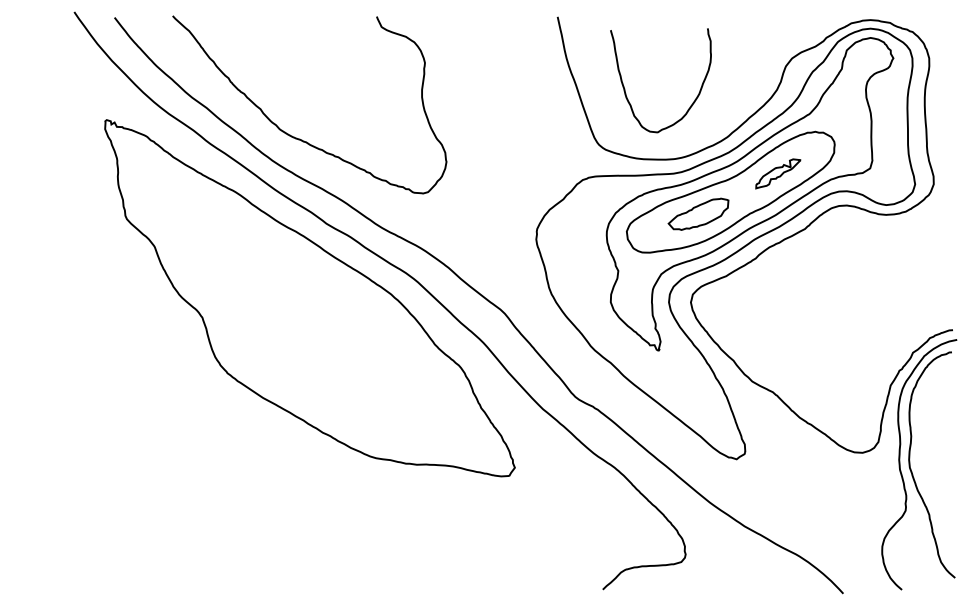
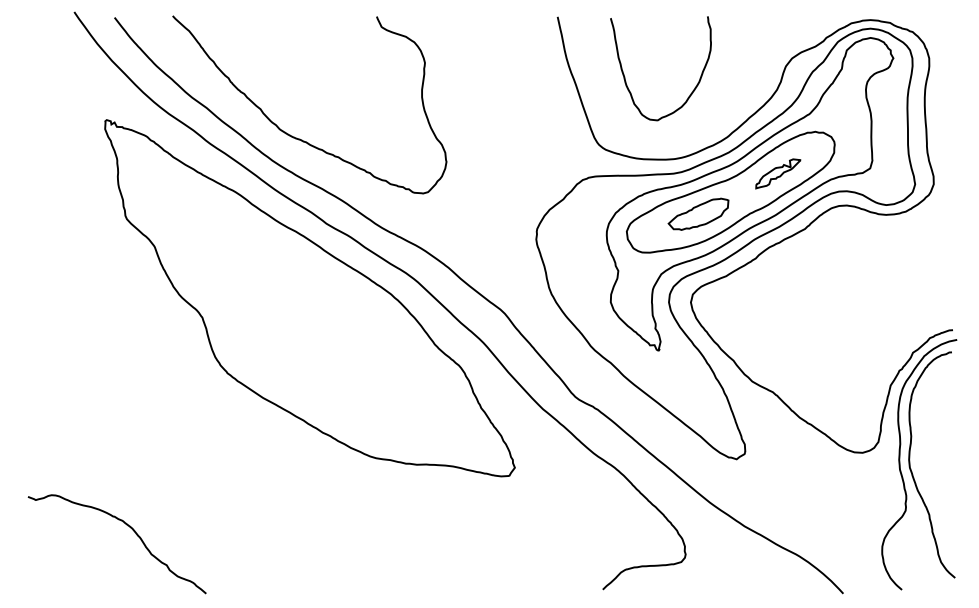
curve position: (625, 89) -> (625, 77) (625, 77)
curve: none -> present (131, 529)
